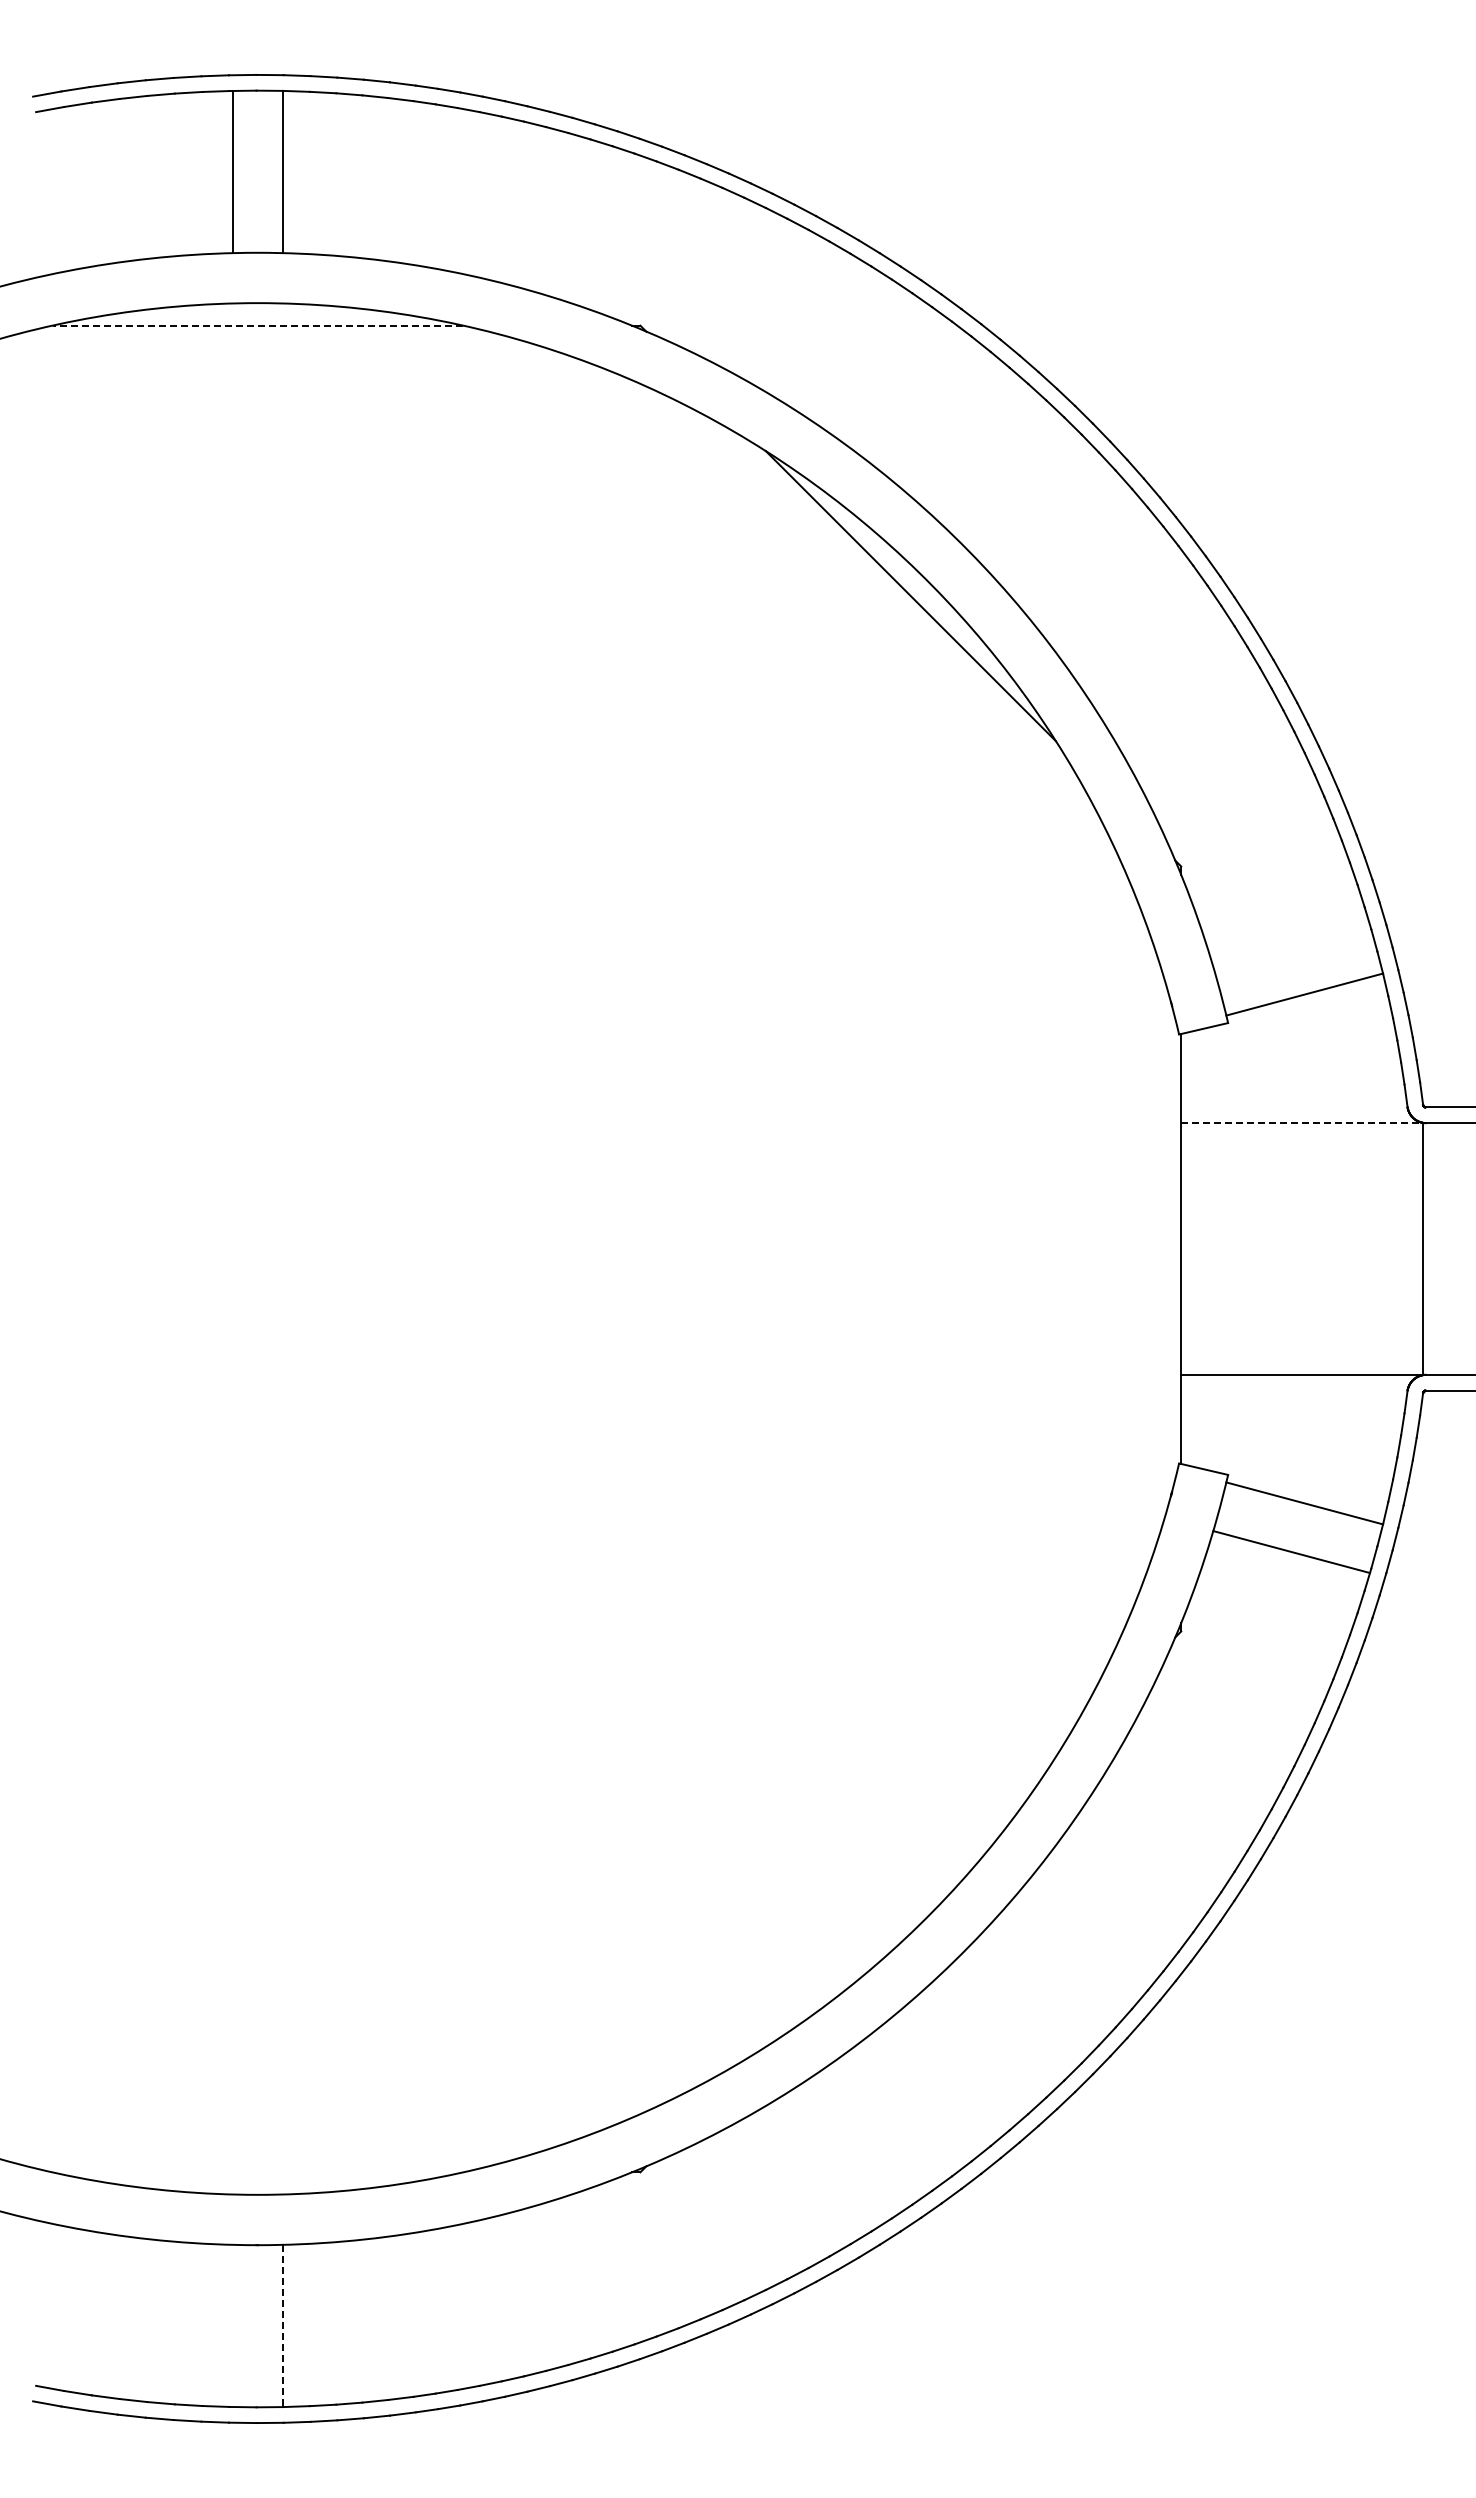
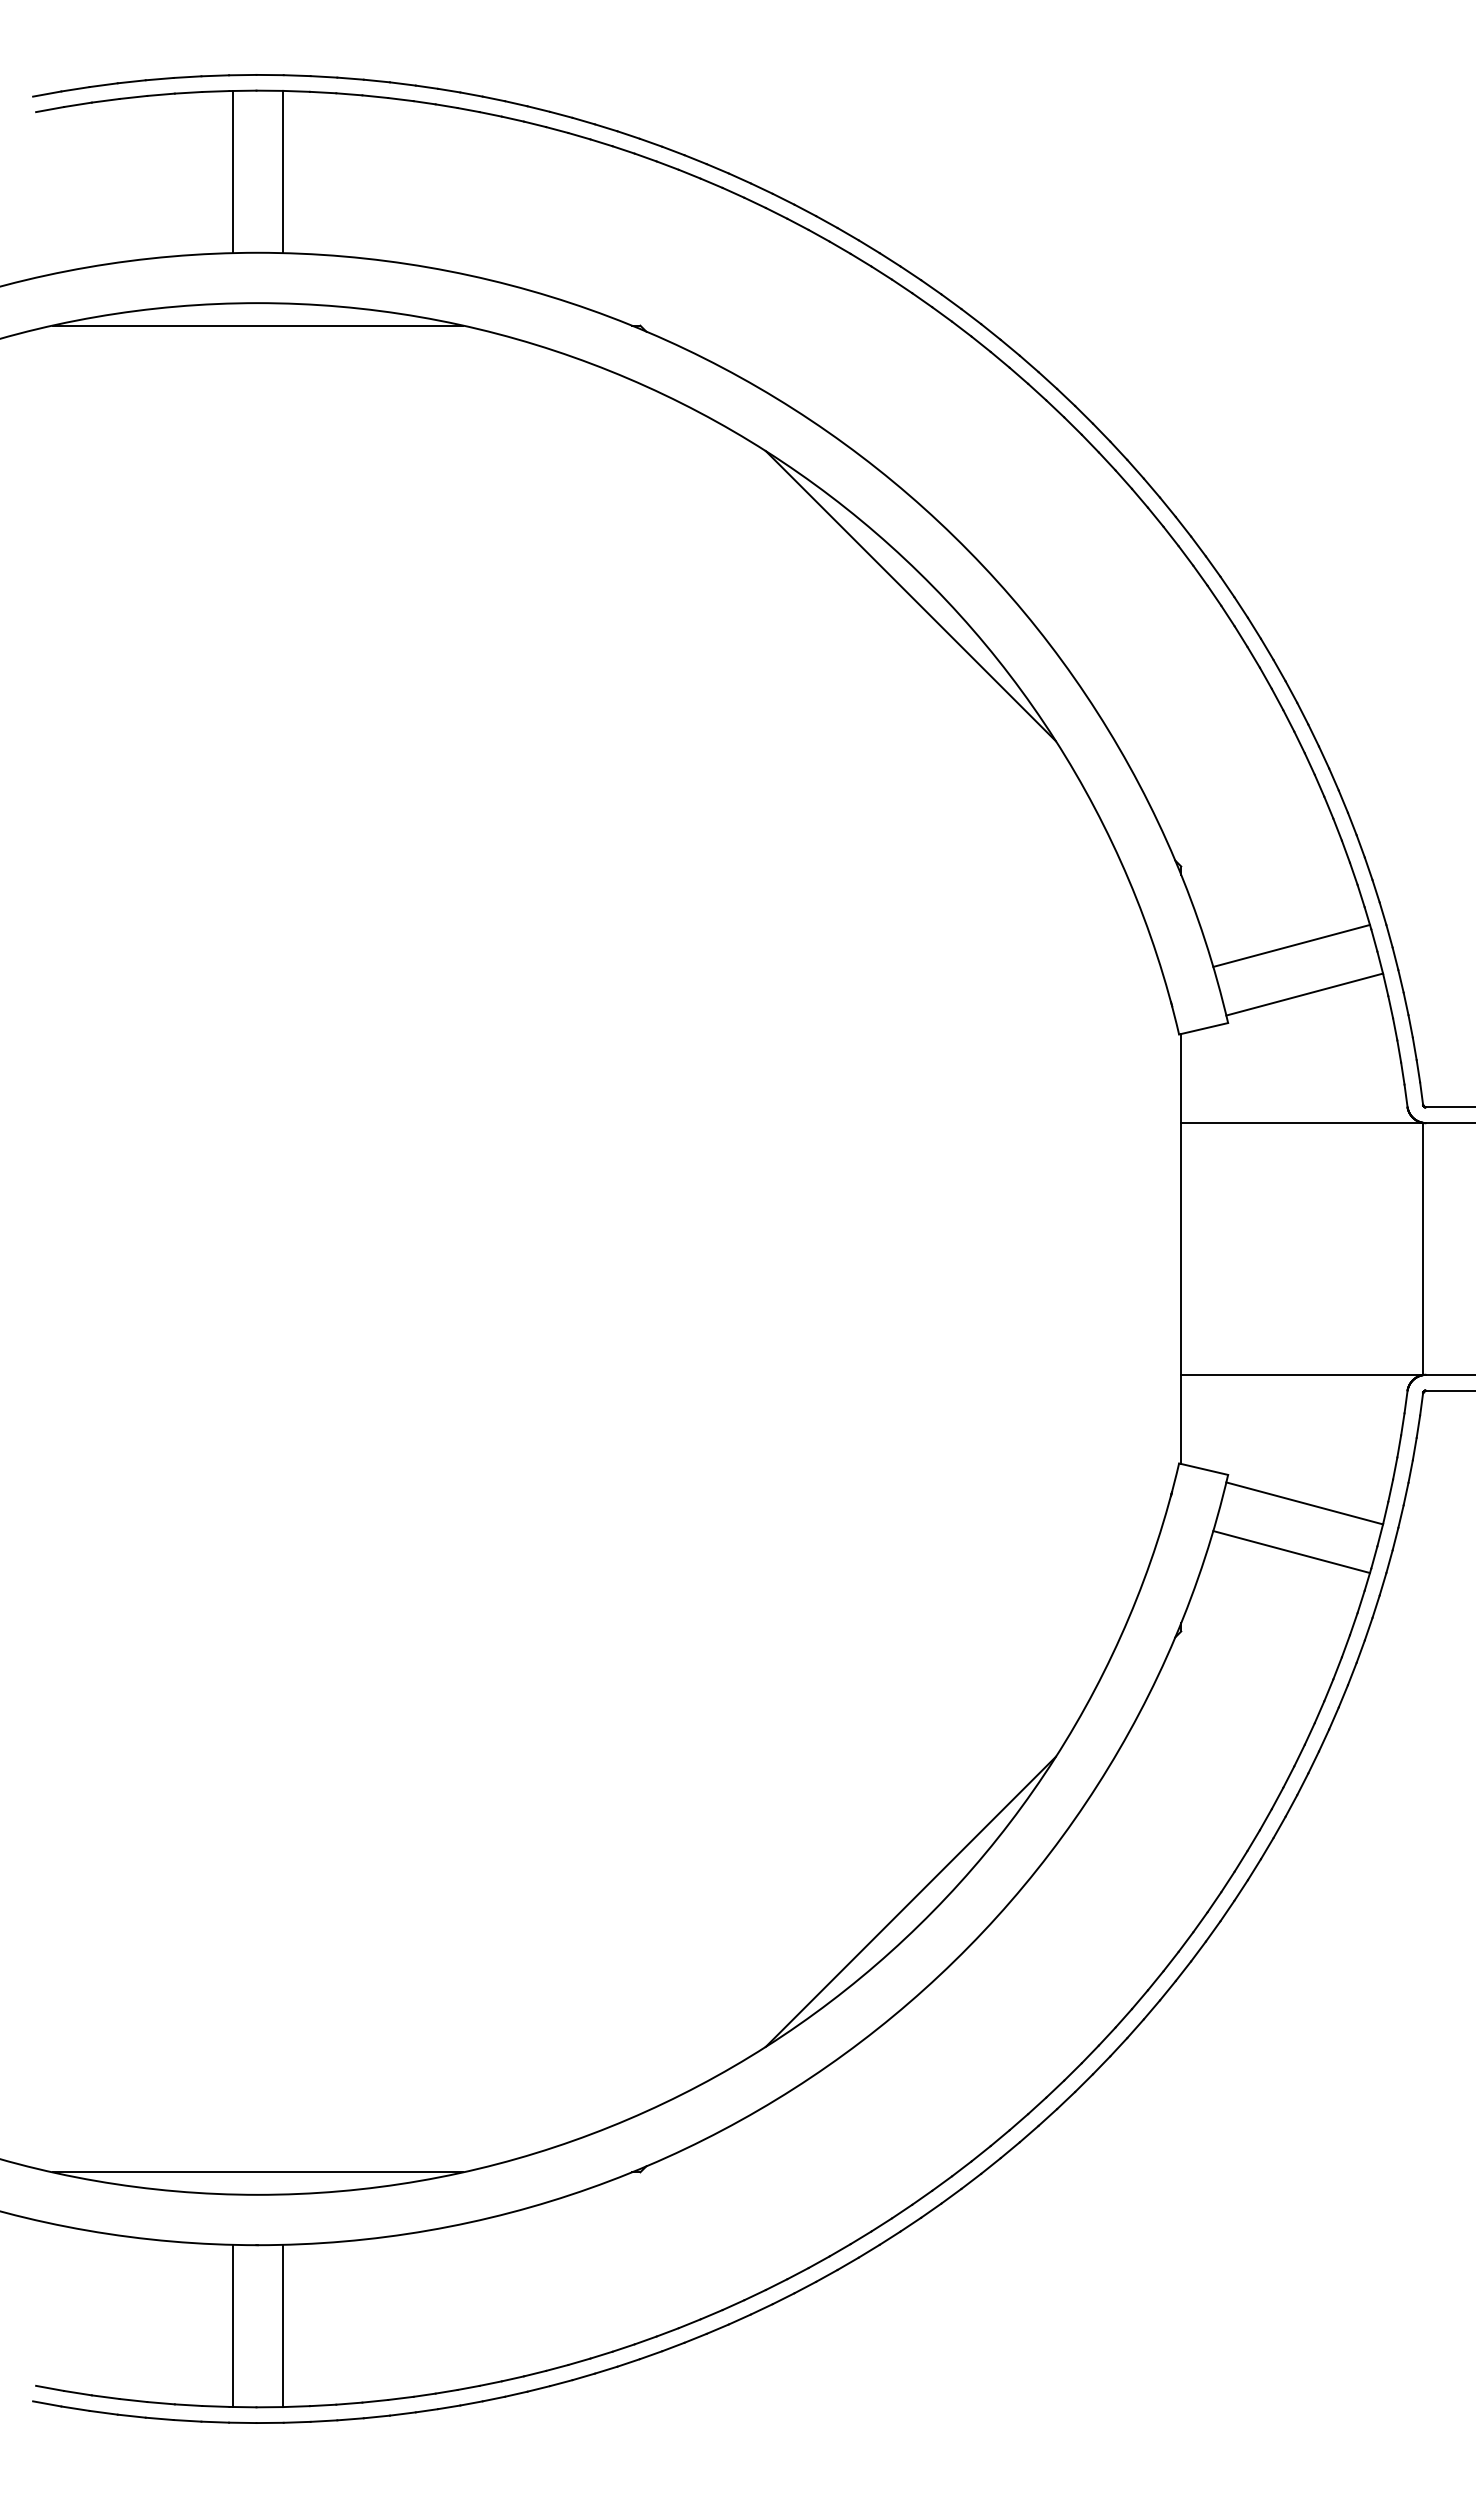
line: dashed -> solid (257, 325)
line: none -> present (1291, 945)
line: dashed -> solid (1302, 1123)
line: none -> present (910, 1901)
line: none -> present (257, 2172)
line: none -> present (232, 2325)
line: dashed -> solid (283, 2326)
